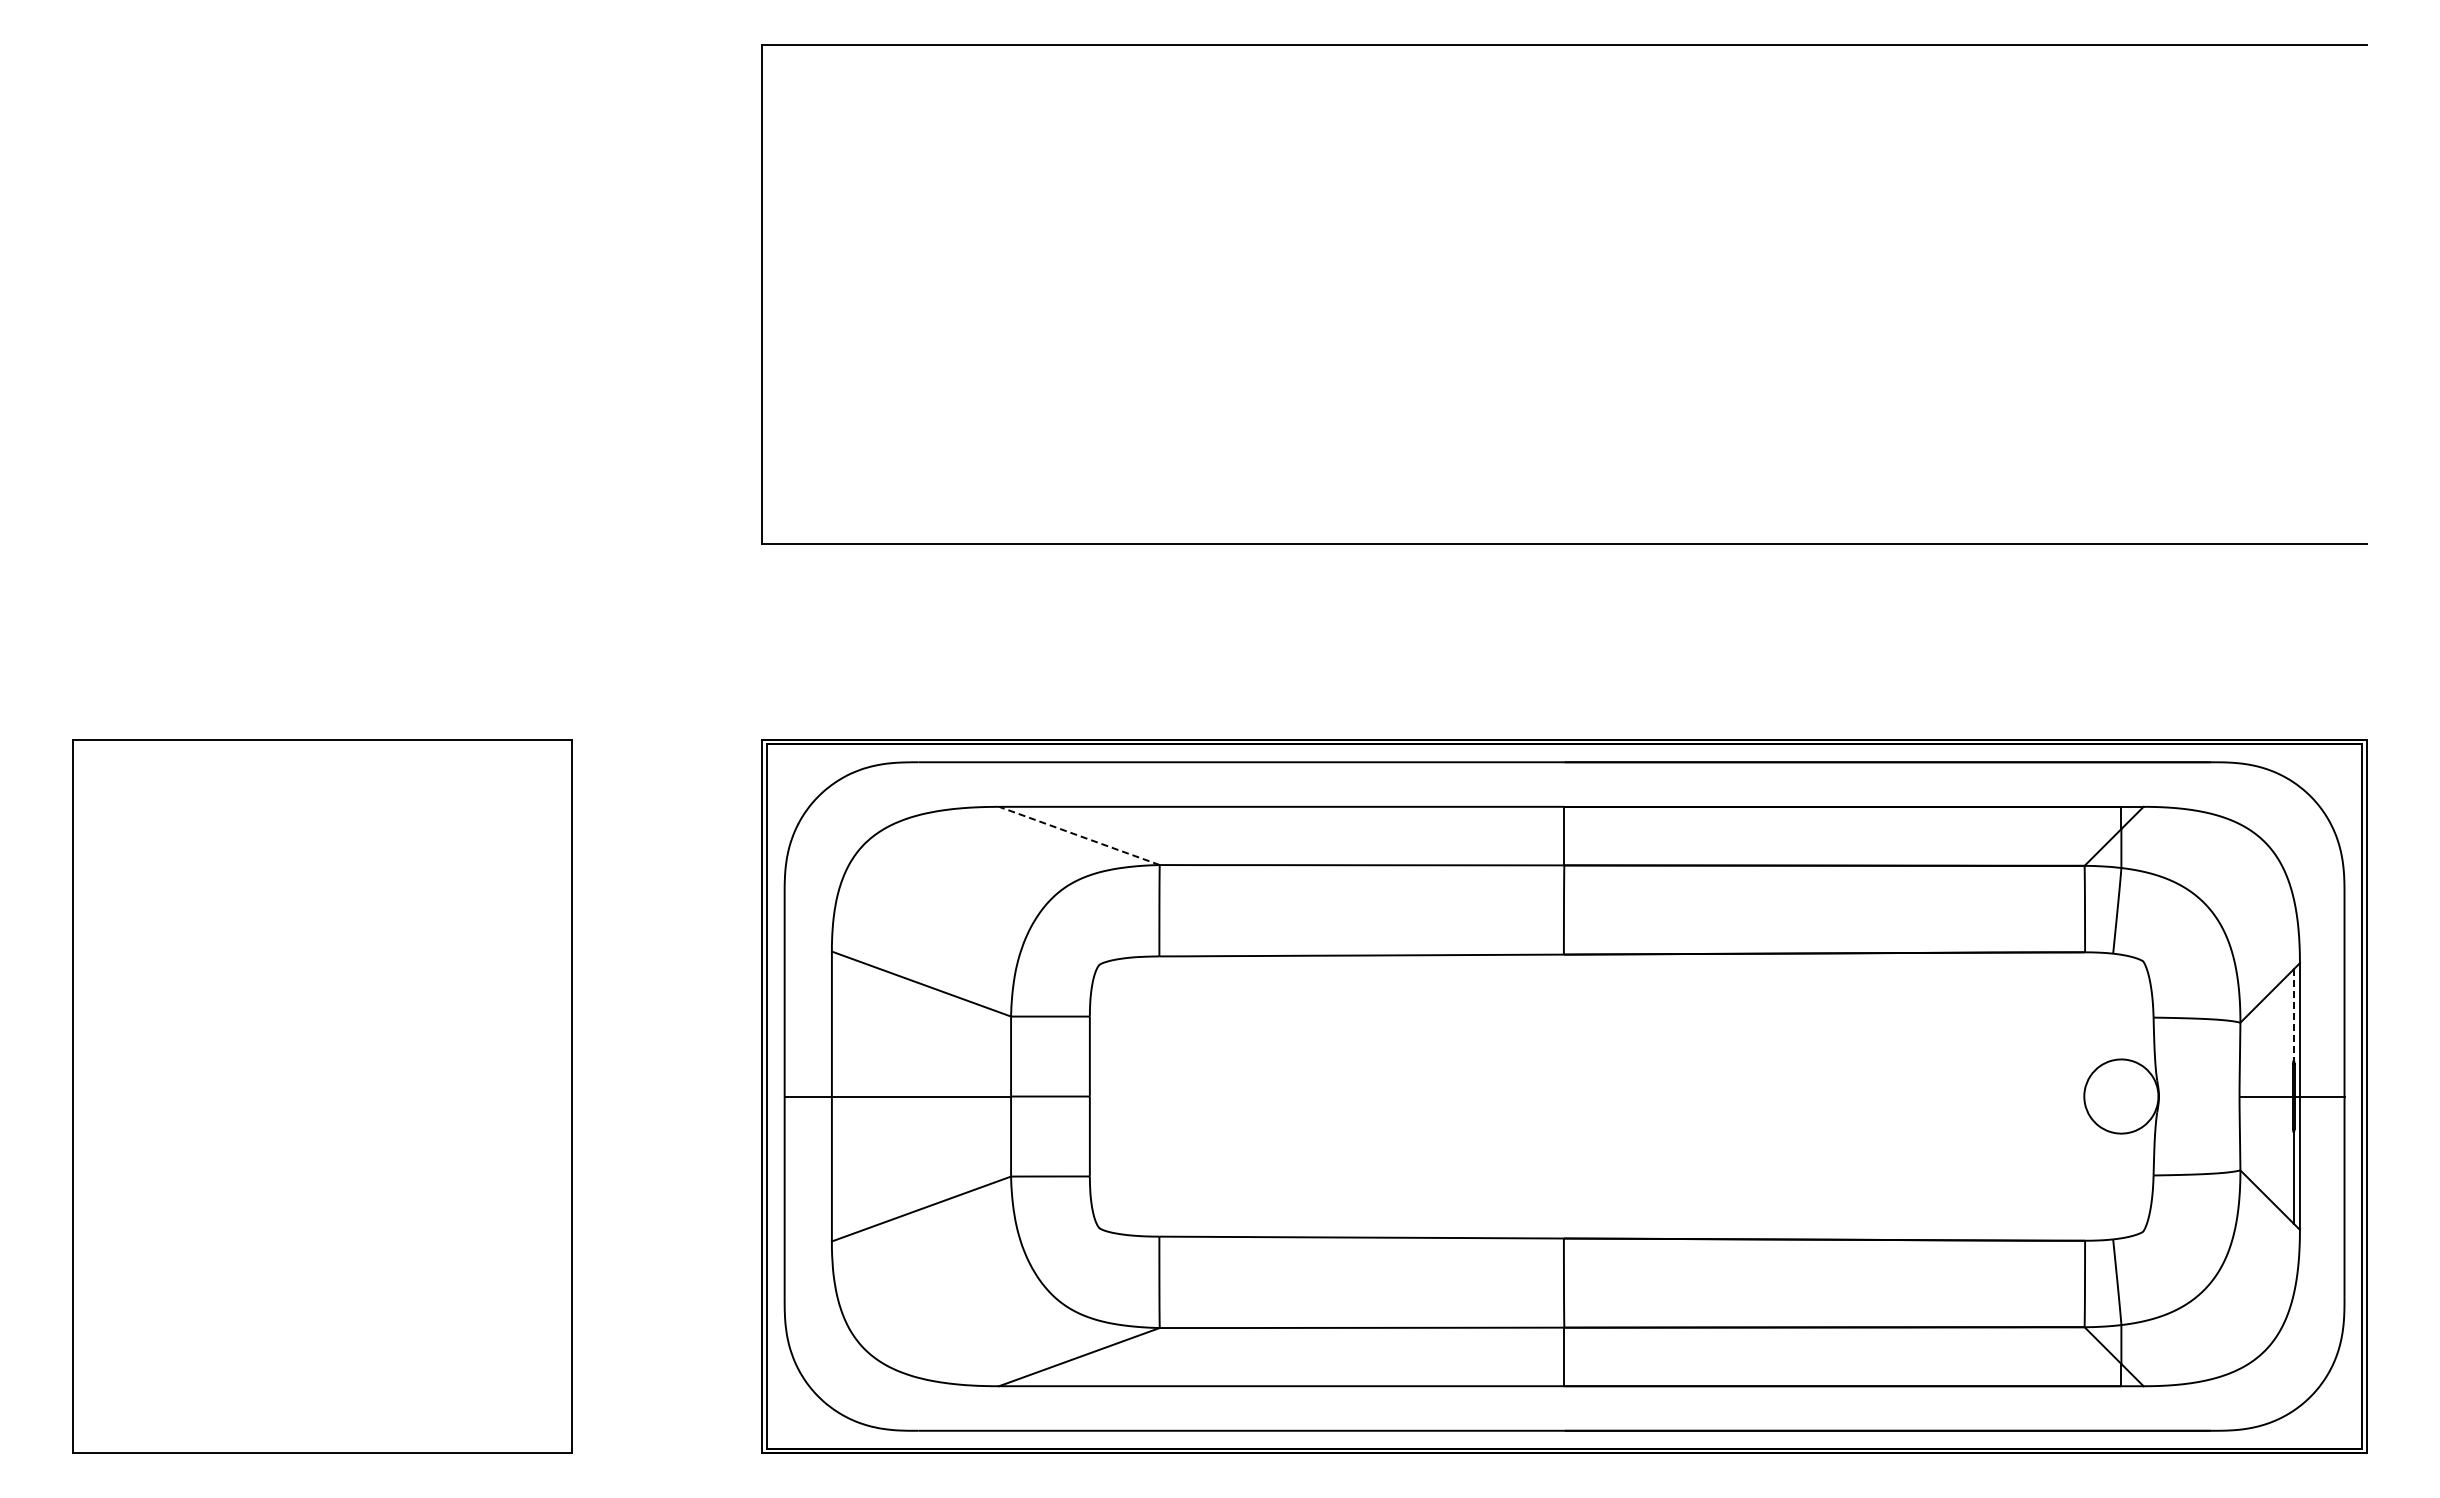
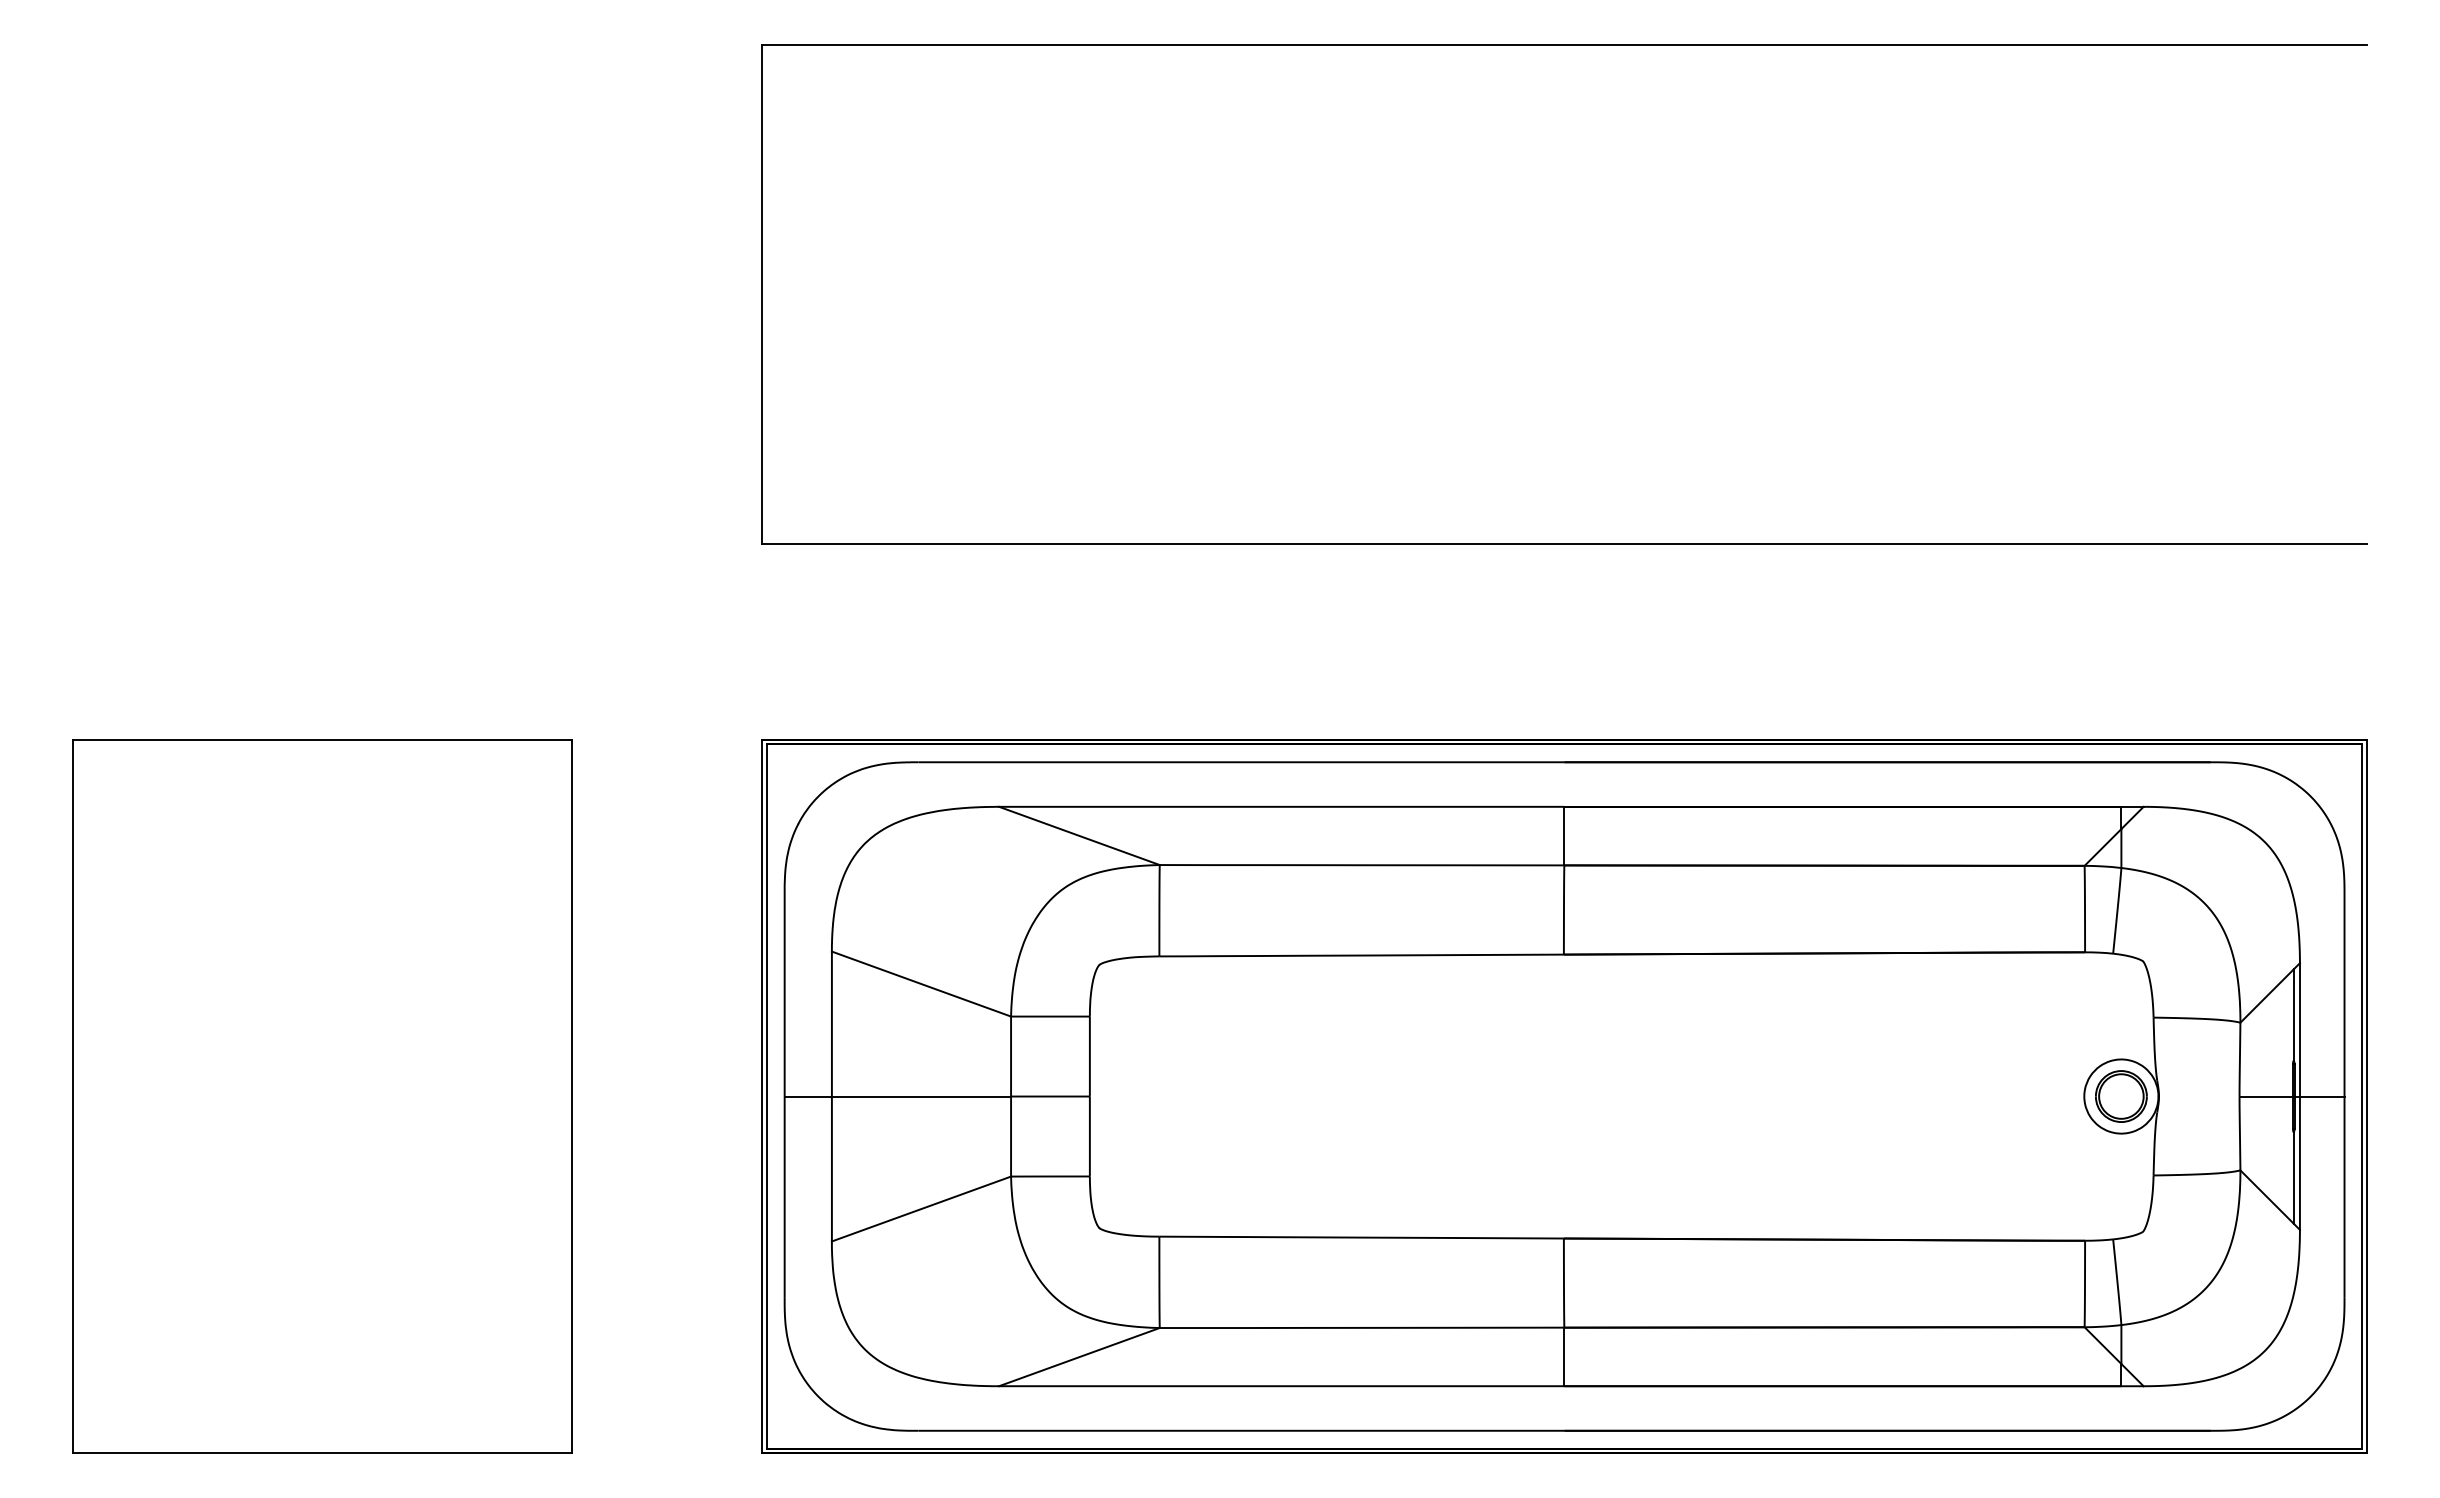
line: dashed -> solid (1078, 835)
line: dashed -> solid (2293, 1015)
part: none -> present (2121, 1096)
